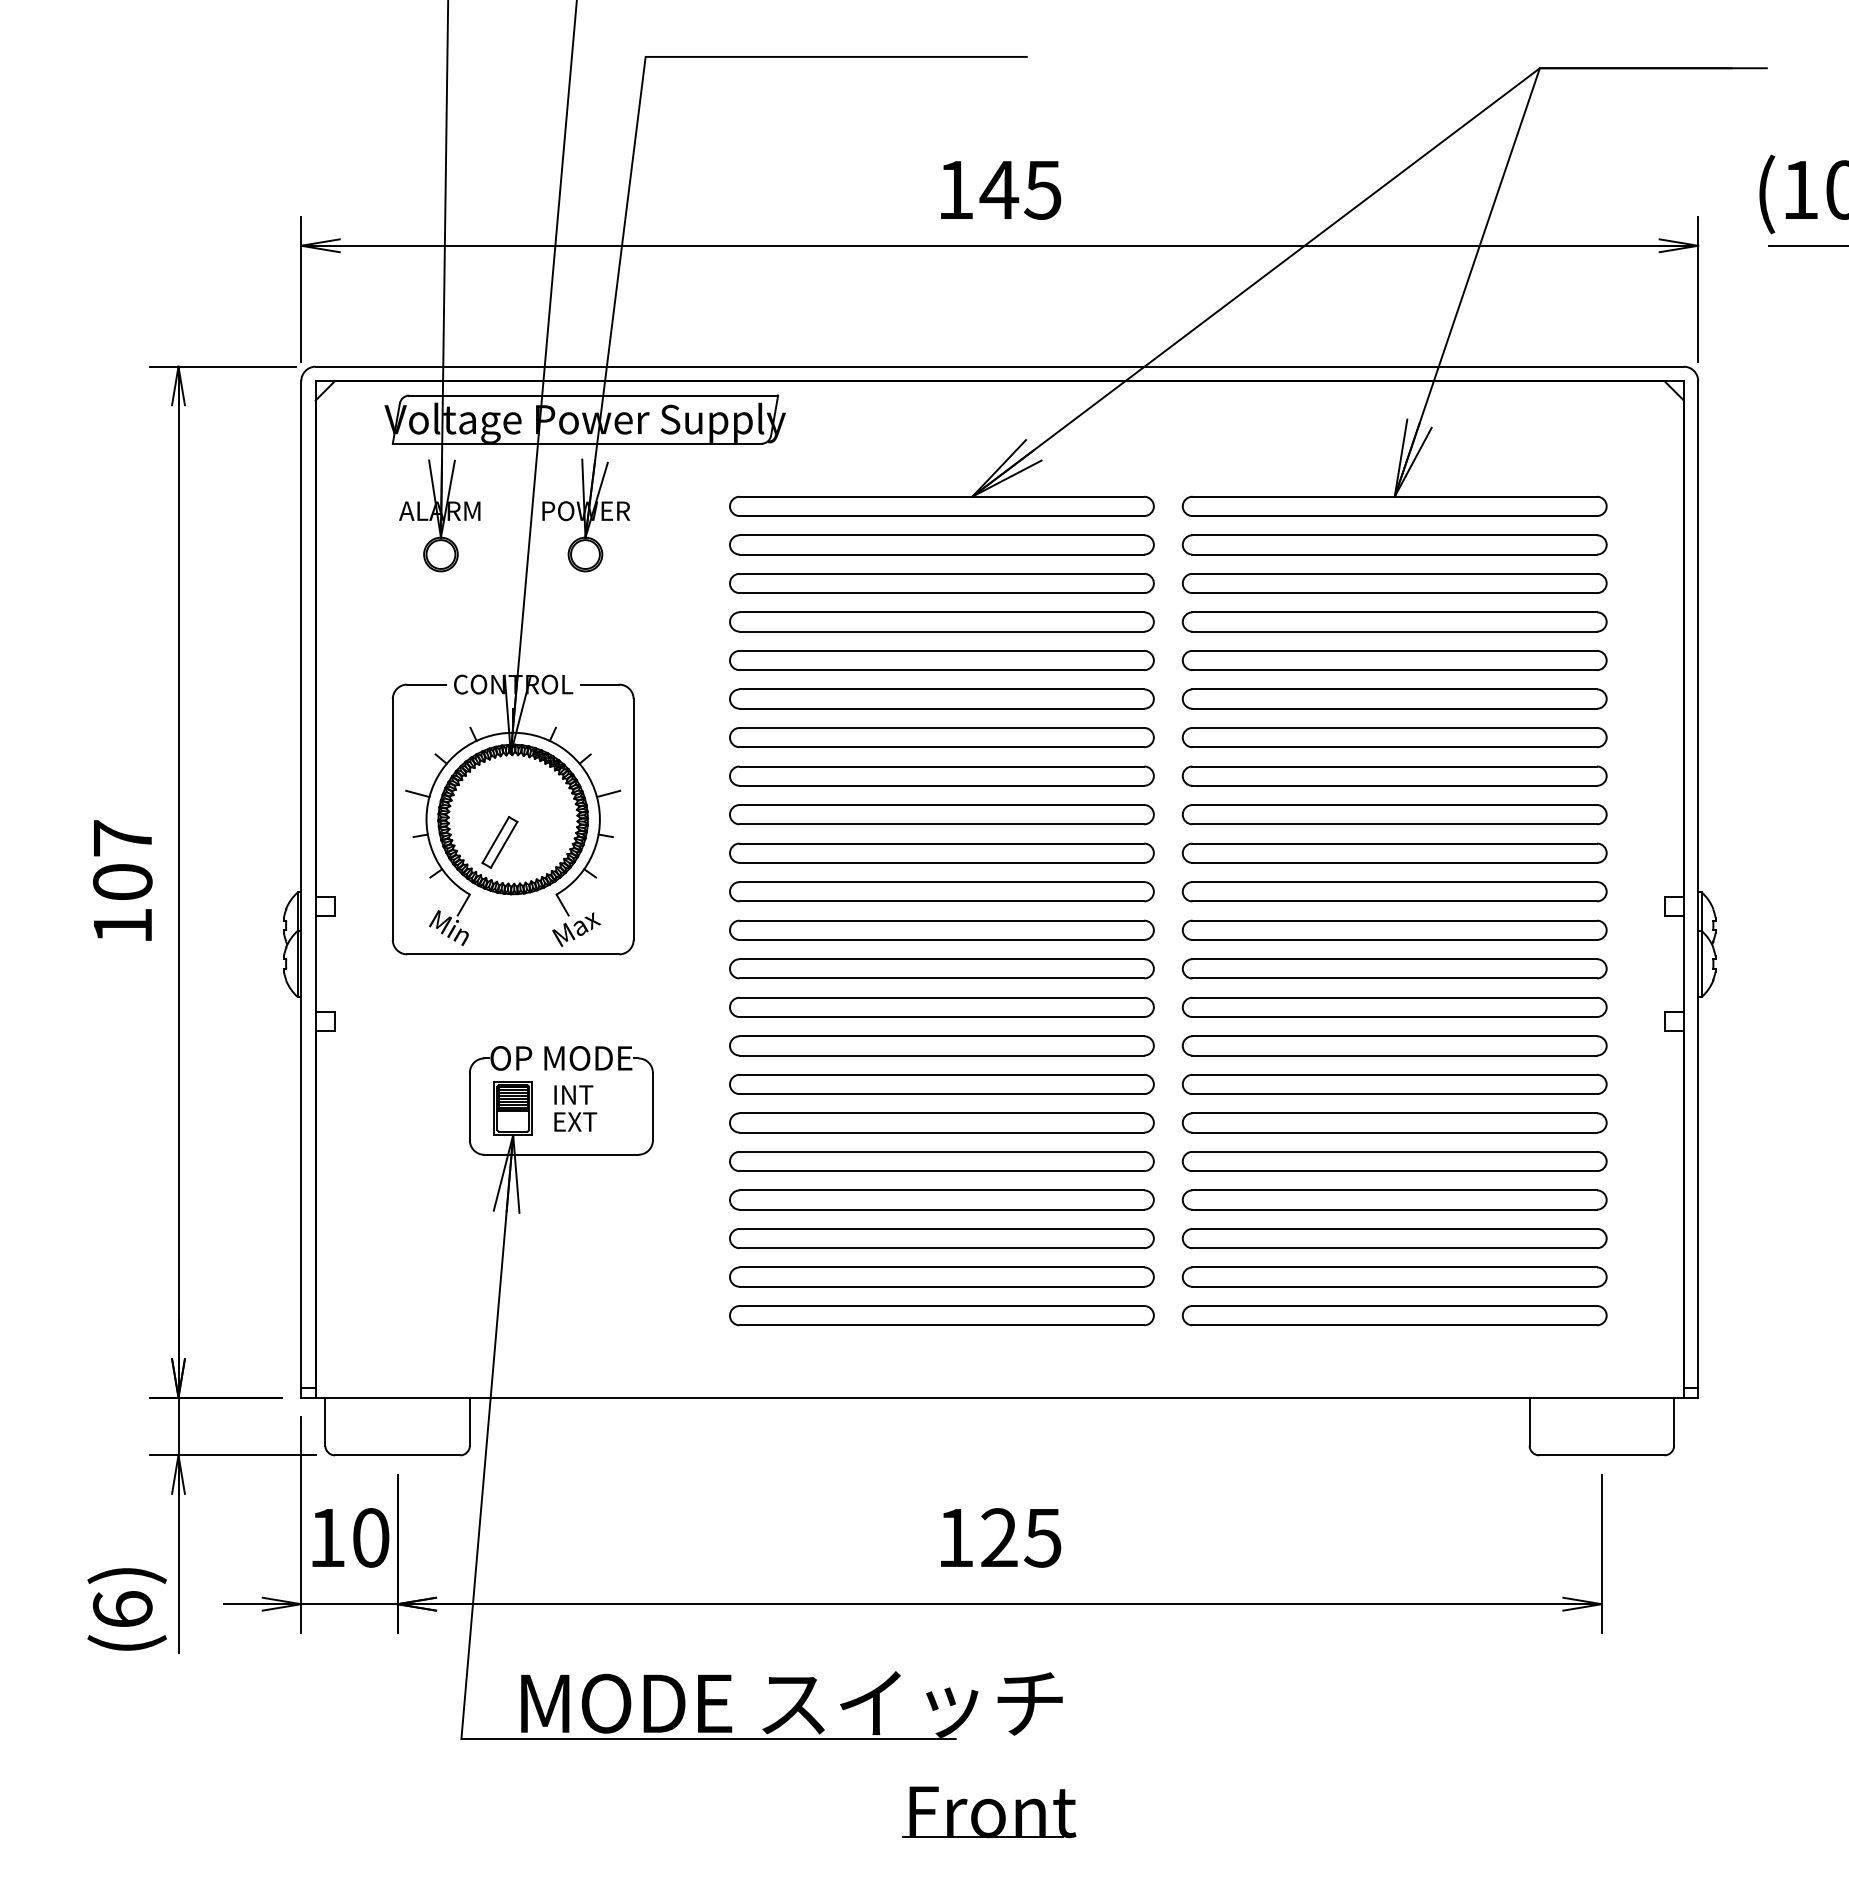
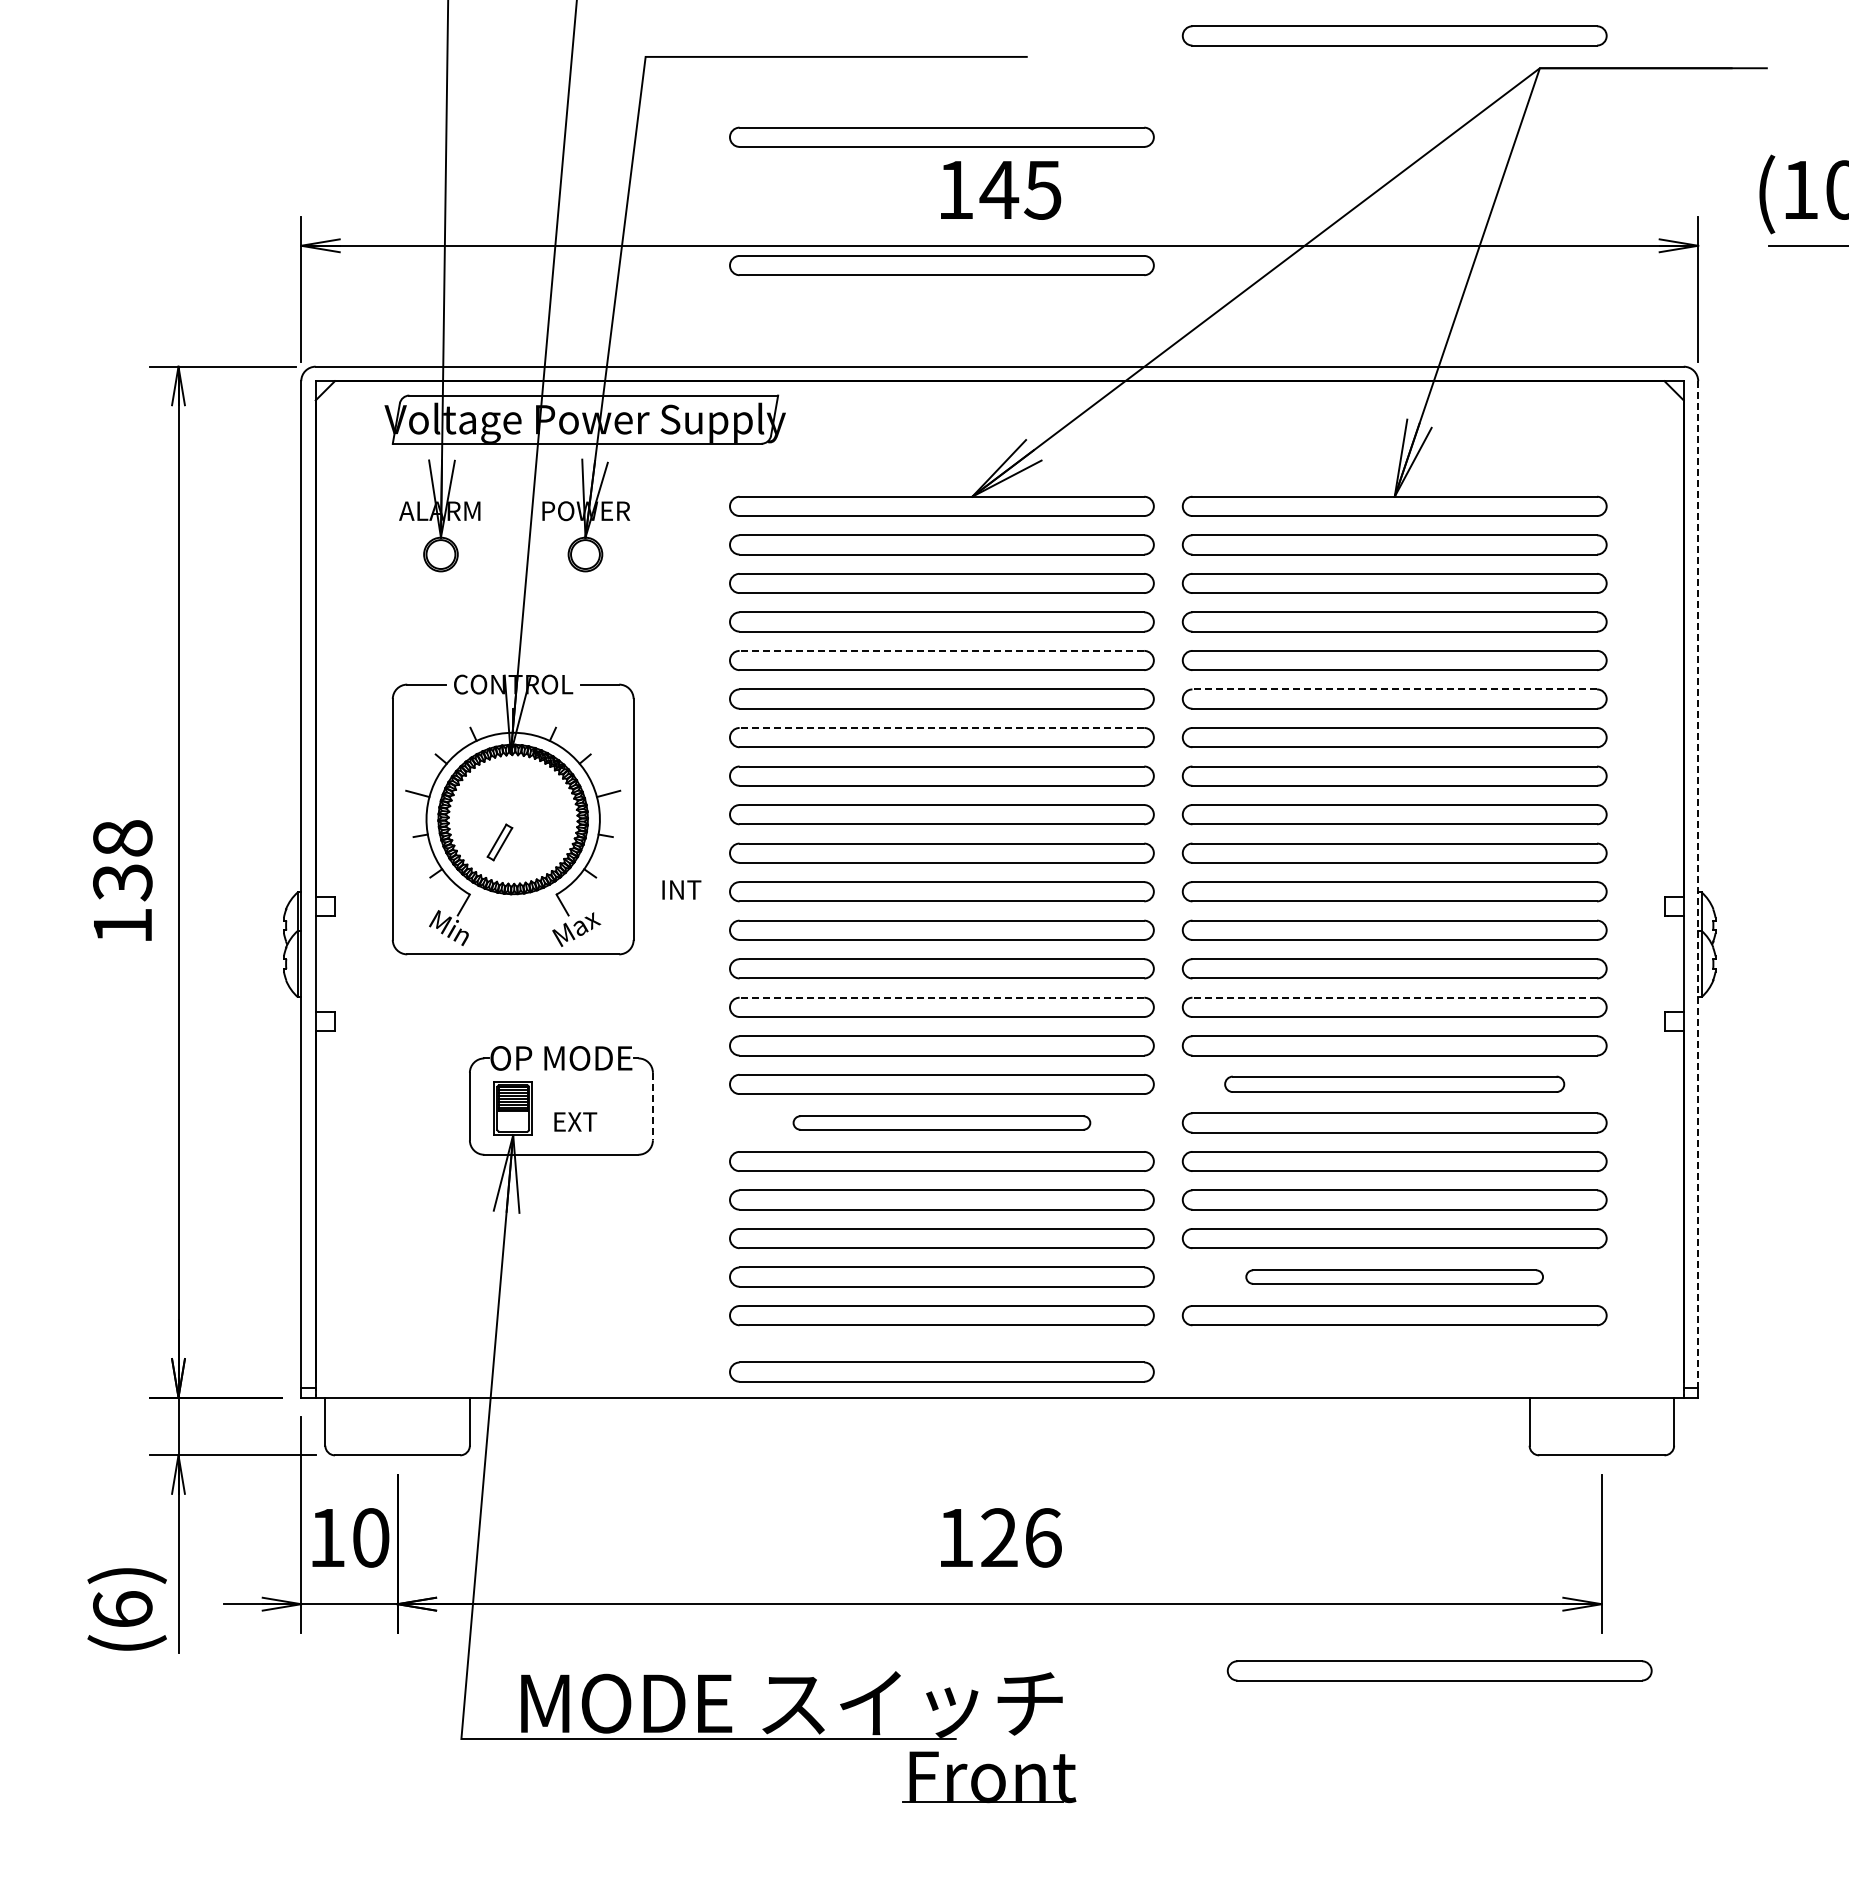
part: none -> present (1394, 35)
part: none -> present (941, 136)
part: none -> present (941, 265)
line: solid -> dashed (941, 650)
line: solid -> dashed (1394, 689)
line: solid -> dashed (941, 727)
part size: 38x53 px -> 28x39 px (499, 842)
text: 107 -> 138 (122, 860)
line: solid -> dashed (1698, 885)
line: solid -> dashed (941, 997)
line: solid -> dashed (1394, 997)
part size: 427x22 px -> 342x18 px (1394, 1083)
text position: (573, 1094) -> (681, 889) (681, 889)
line: solid -> dashed (652, 1106)
part size: 426x22 px -> 300x16 px (941, 1122)
part size: 427x22 px -> 299x16 px (1394, 1276)
part: none -> present (941, 1371)
text: 125 -> 126 (1042, 1537)
part: none -> present (1439, 1670)
part position: (989, 1812) -> (989, 1777) (989, 1777)
